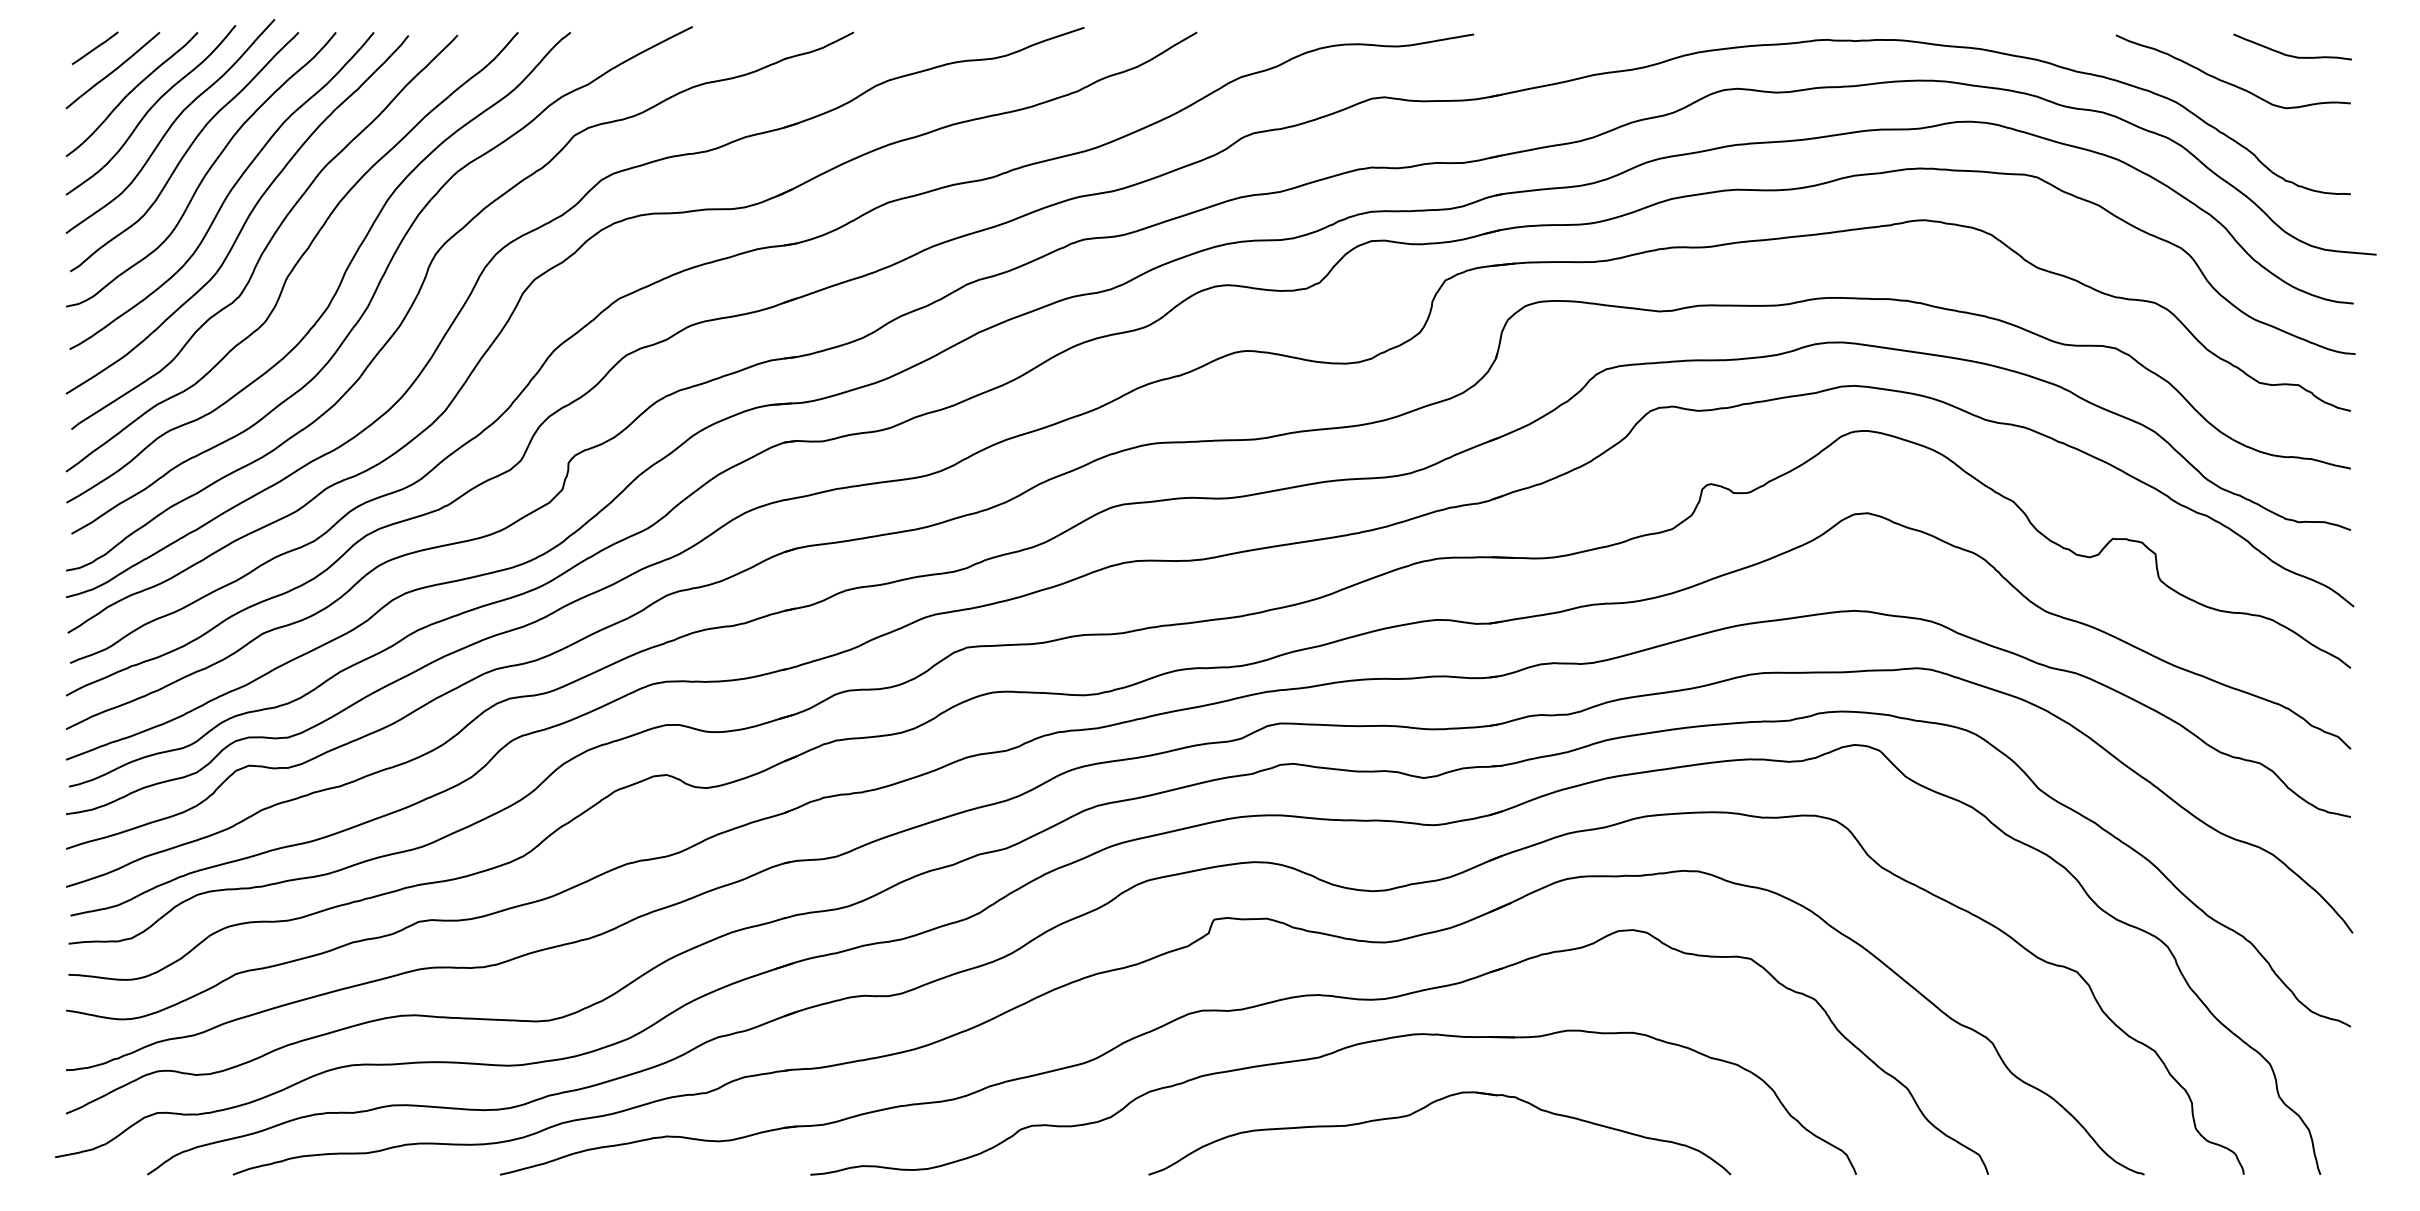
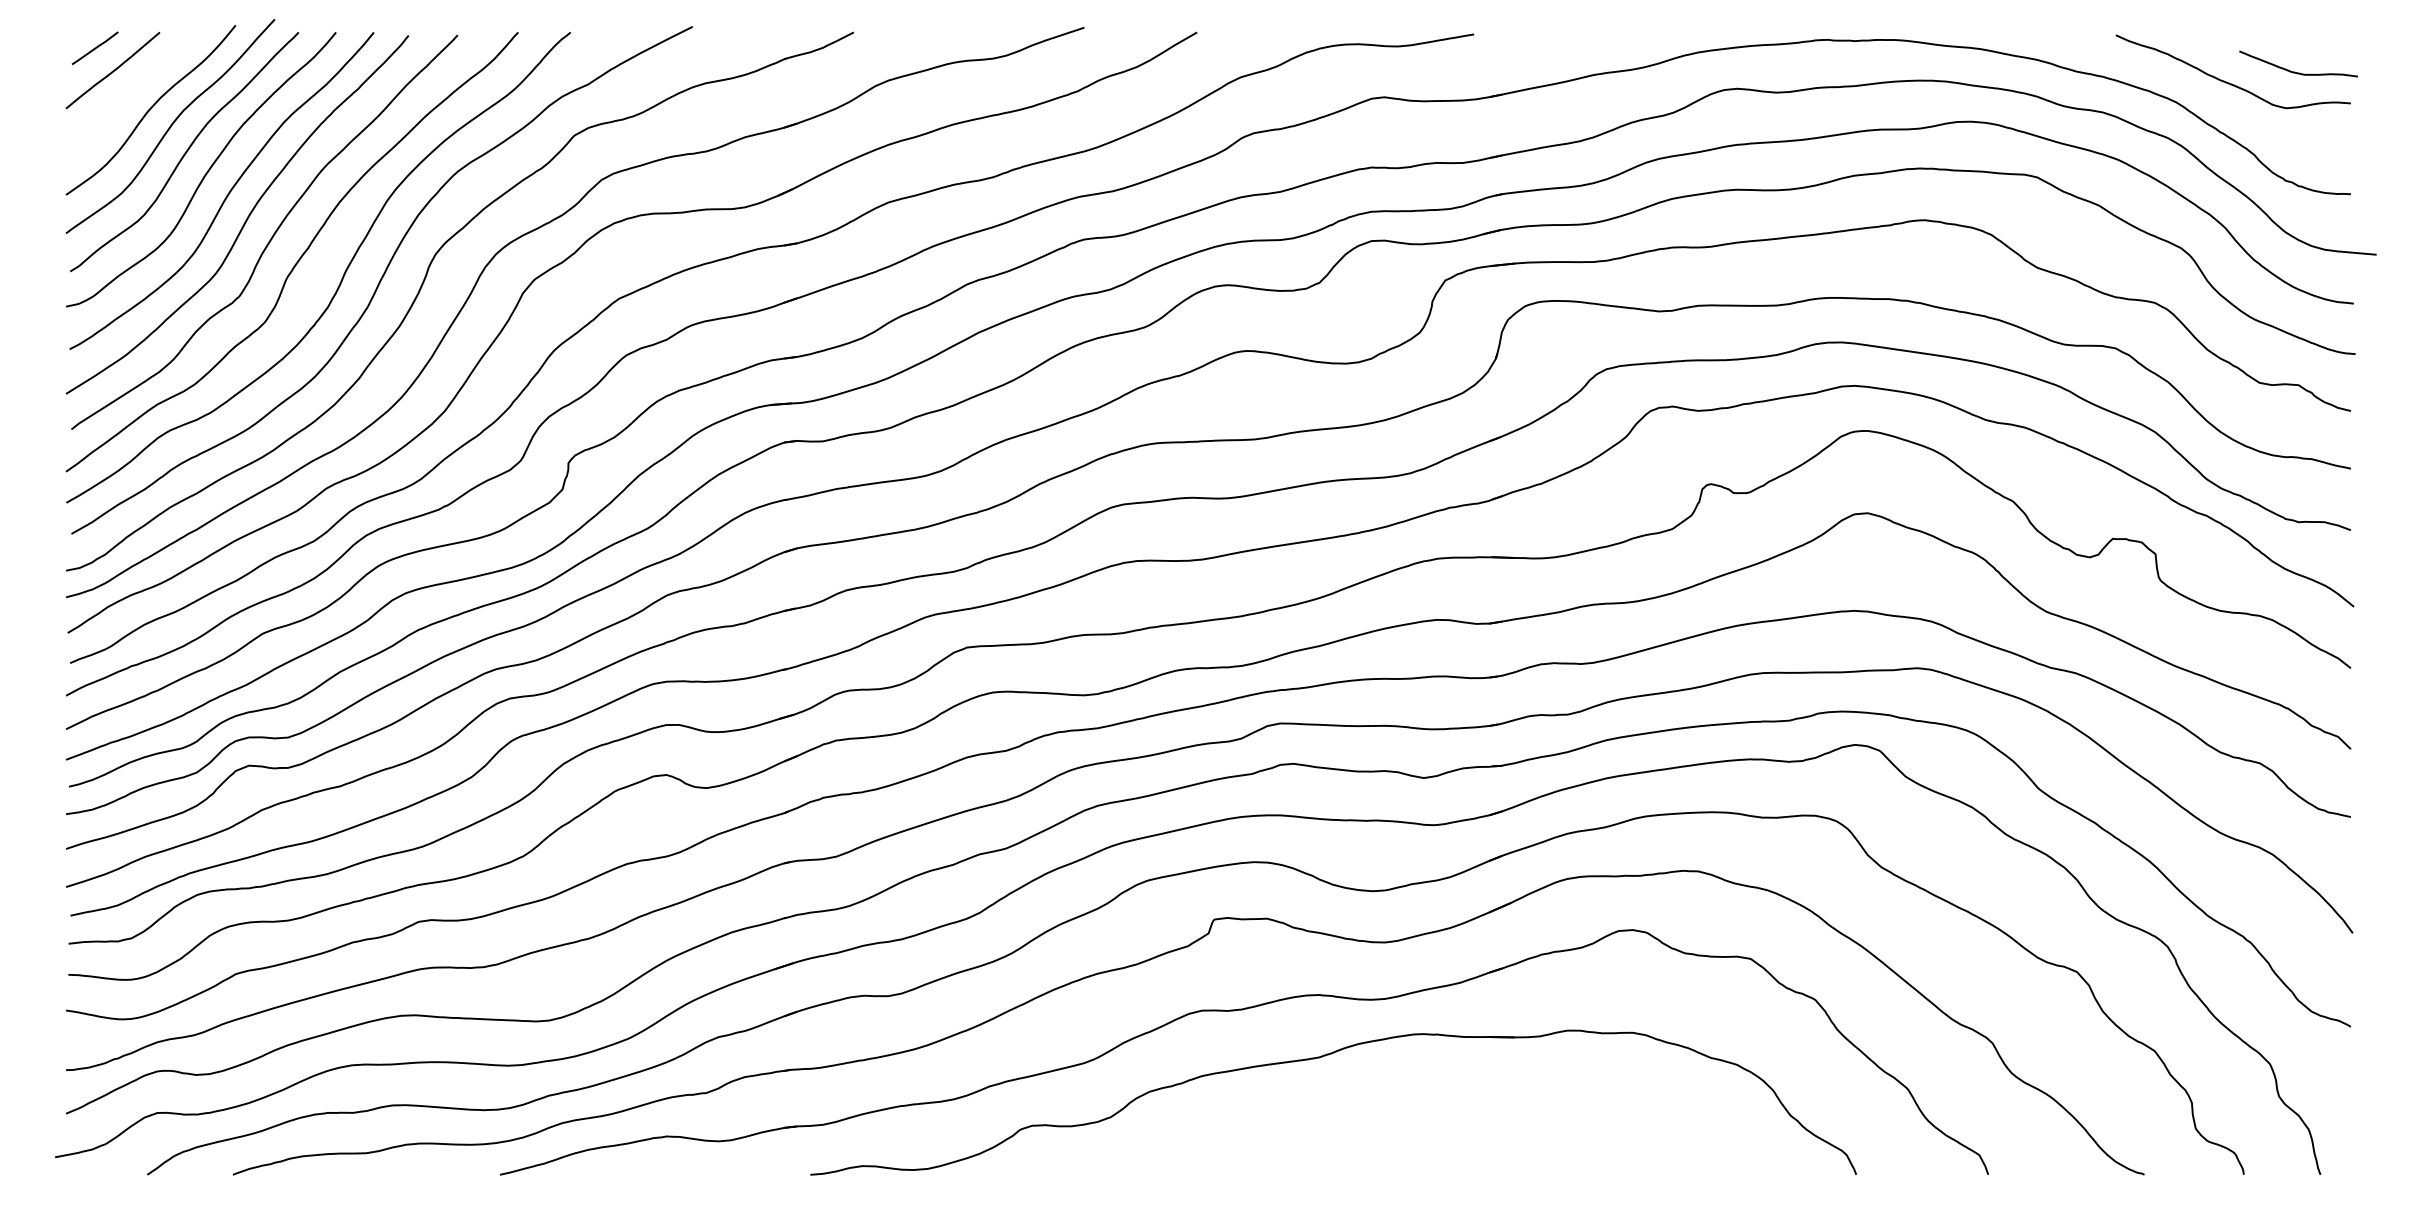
curve position: (2289, 54) -> (2295, 71) (2295, 71)
curve: present -> none (130, 93)
part: present -> none (1423, 1109)
